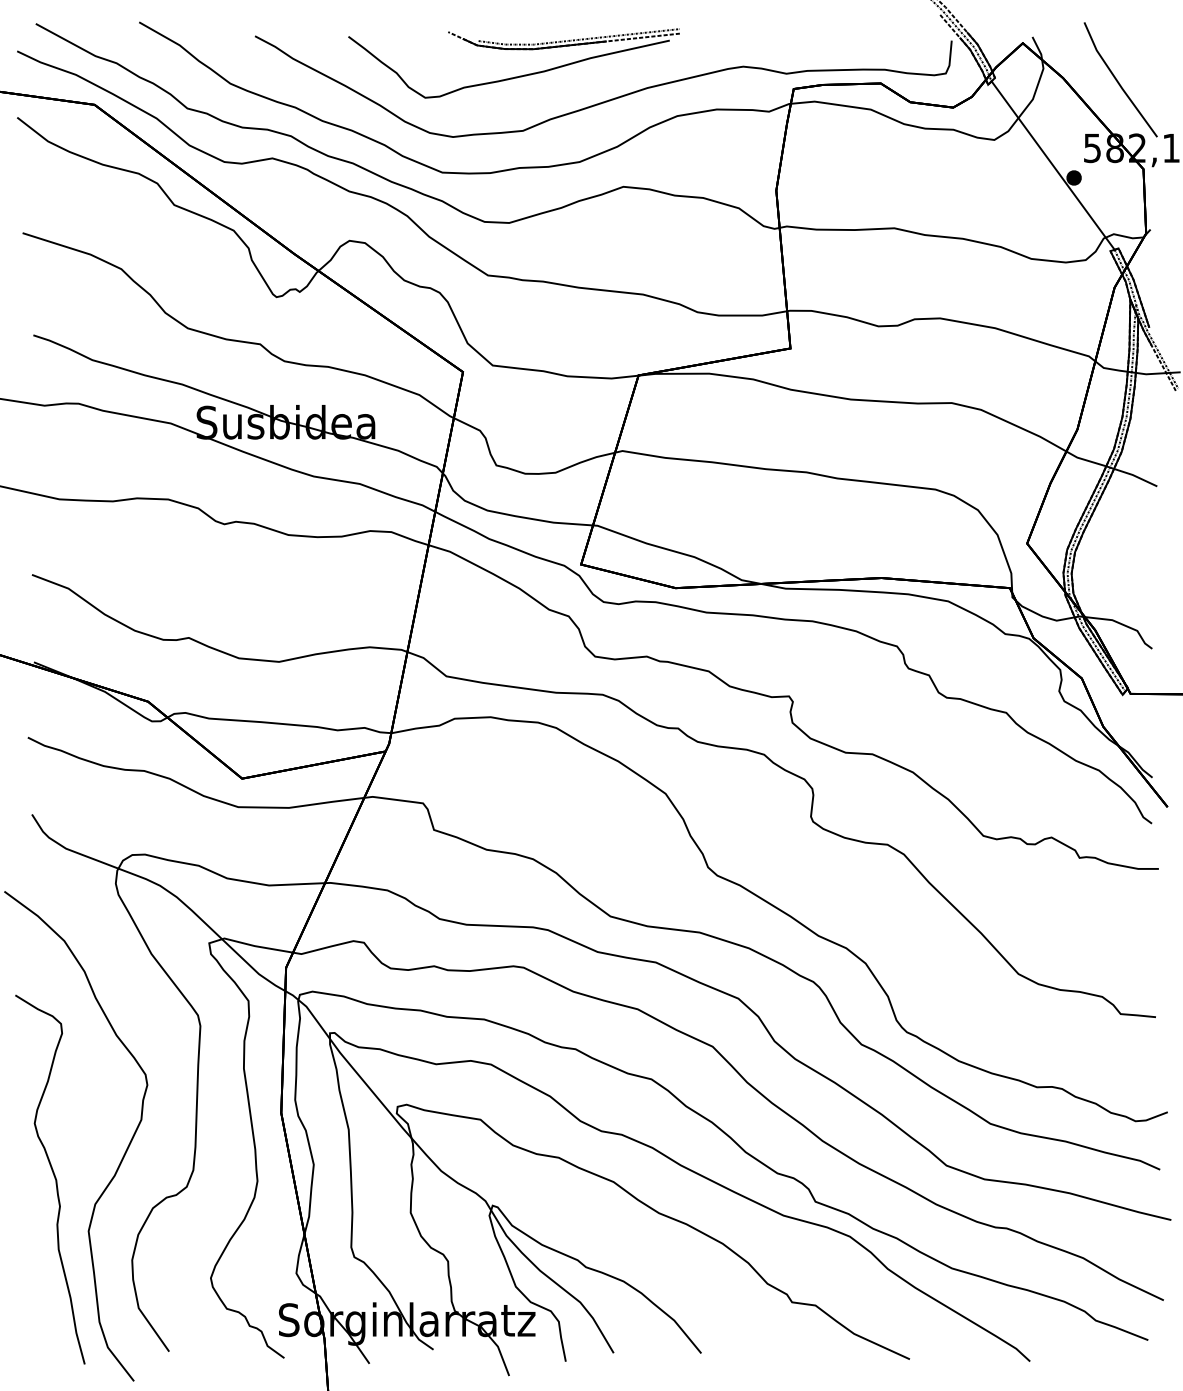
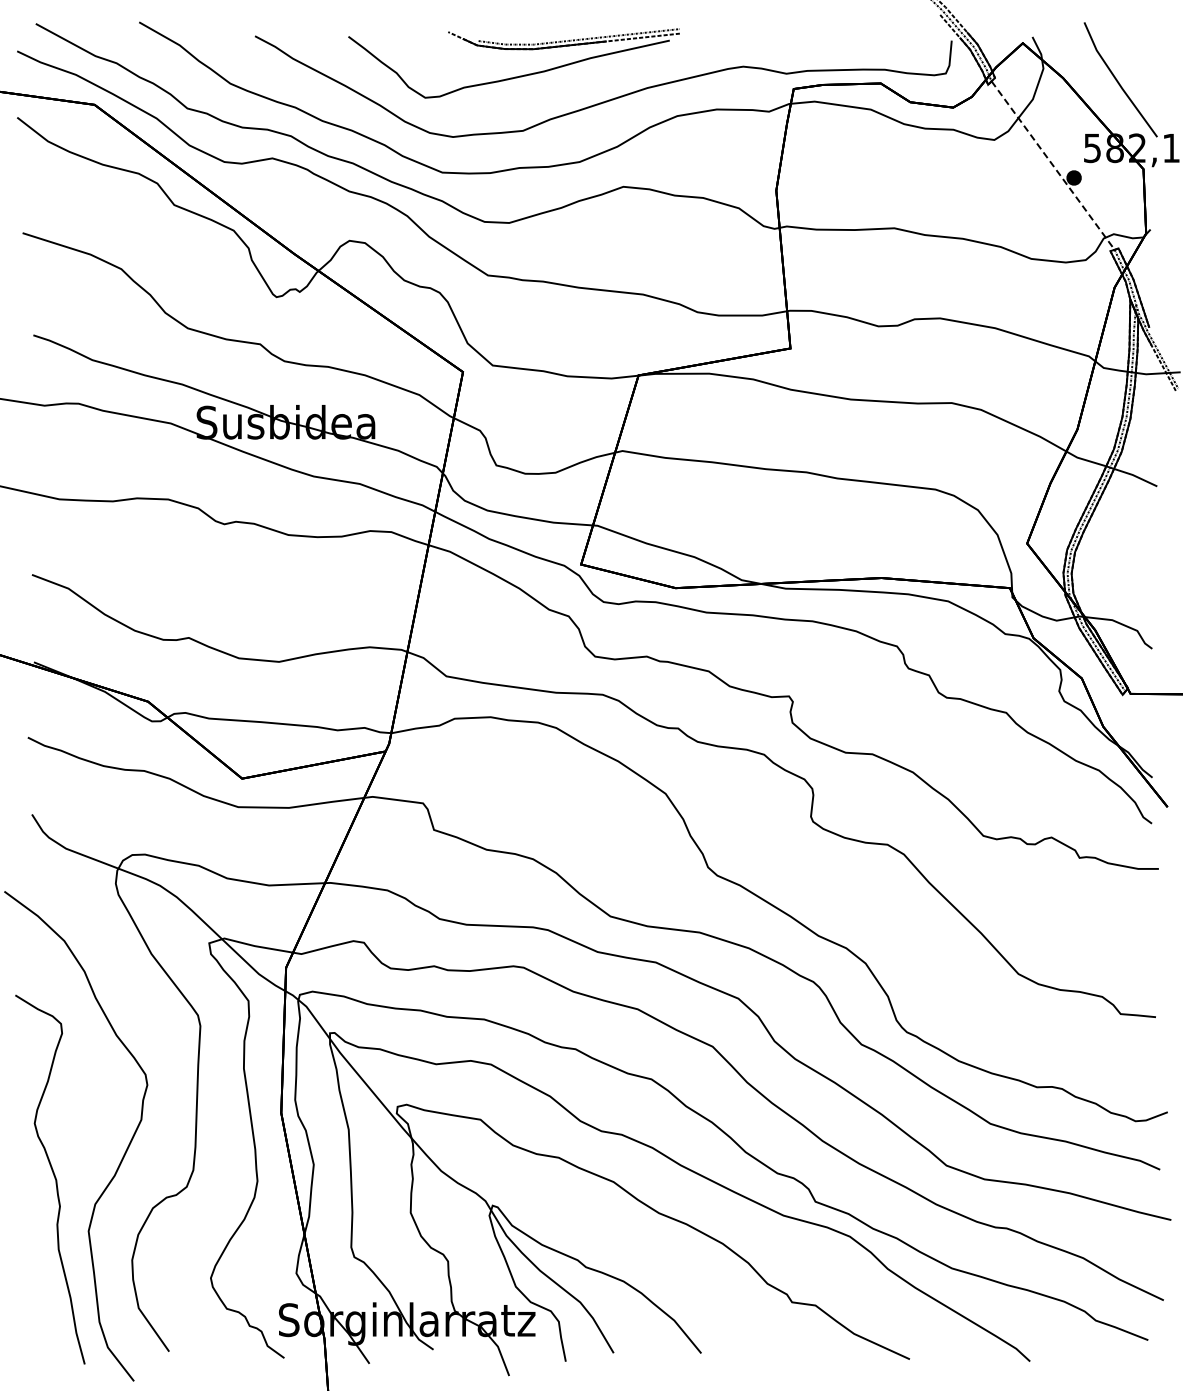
line: solid -> dashed (1053, 165)
